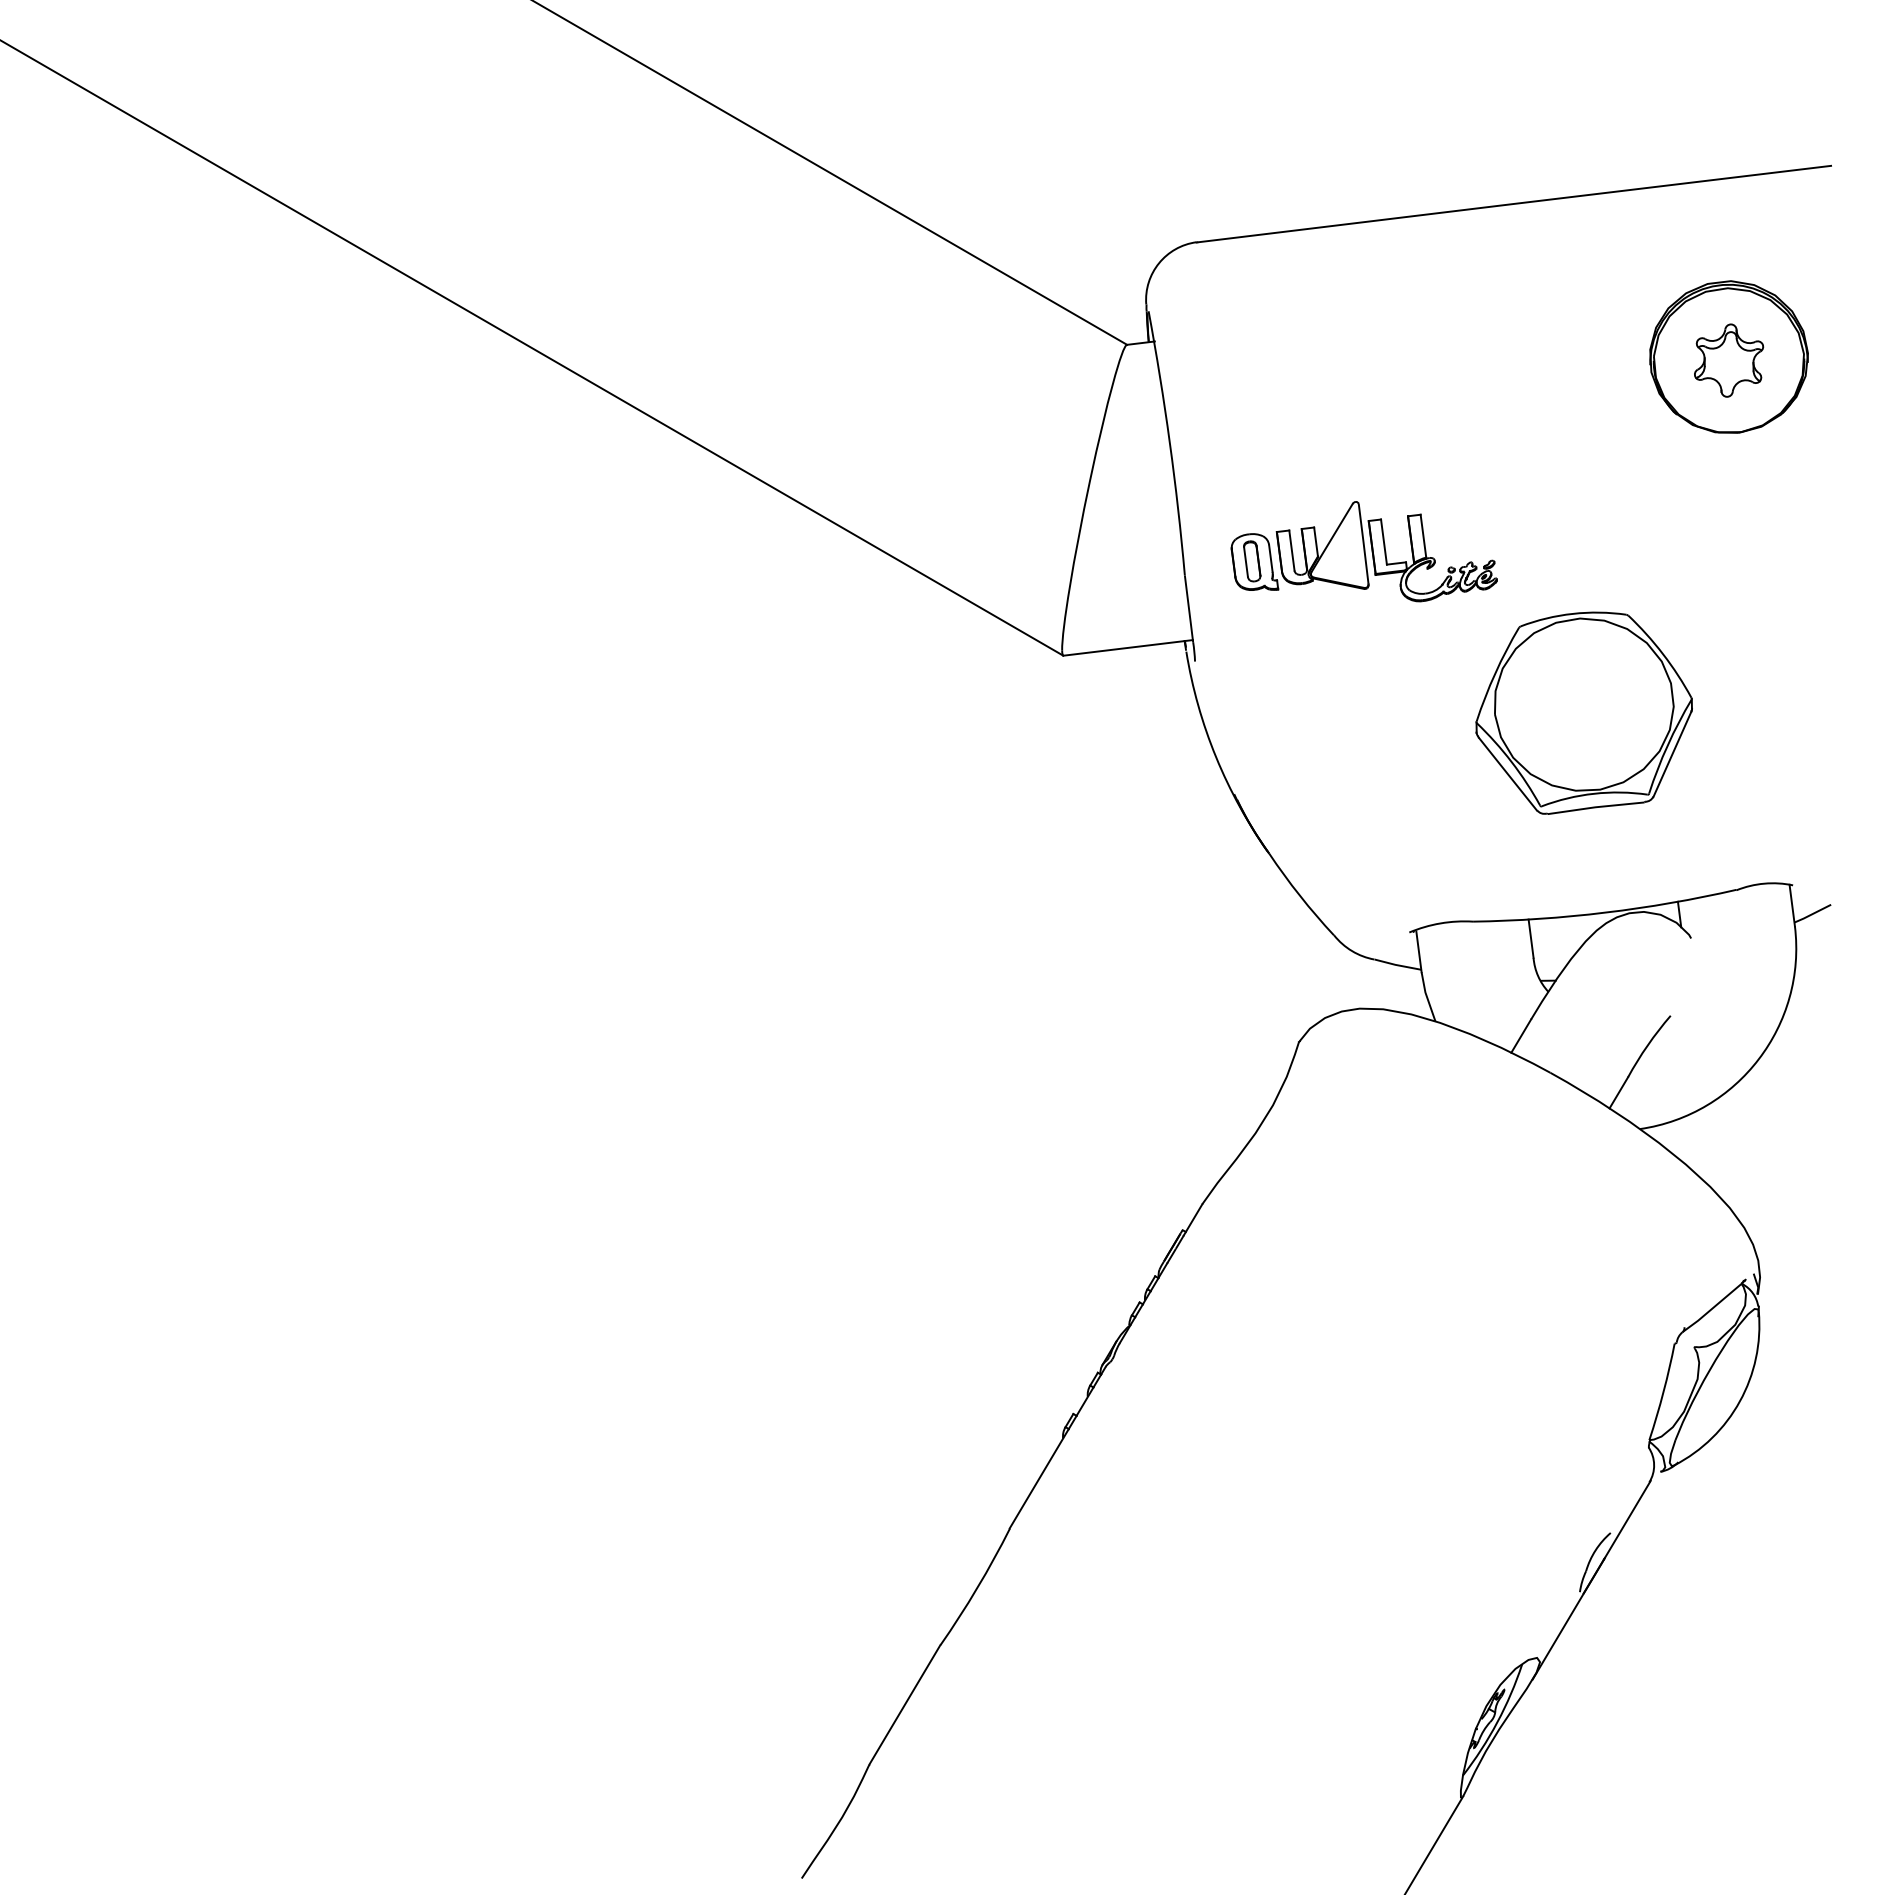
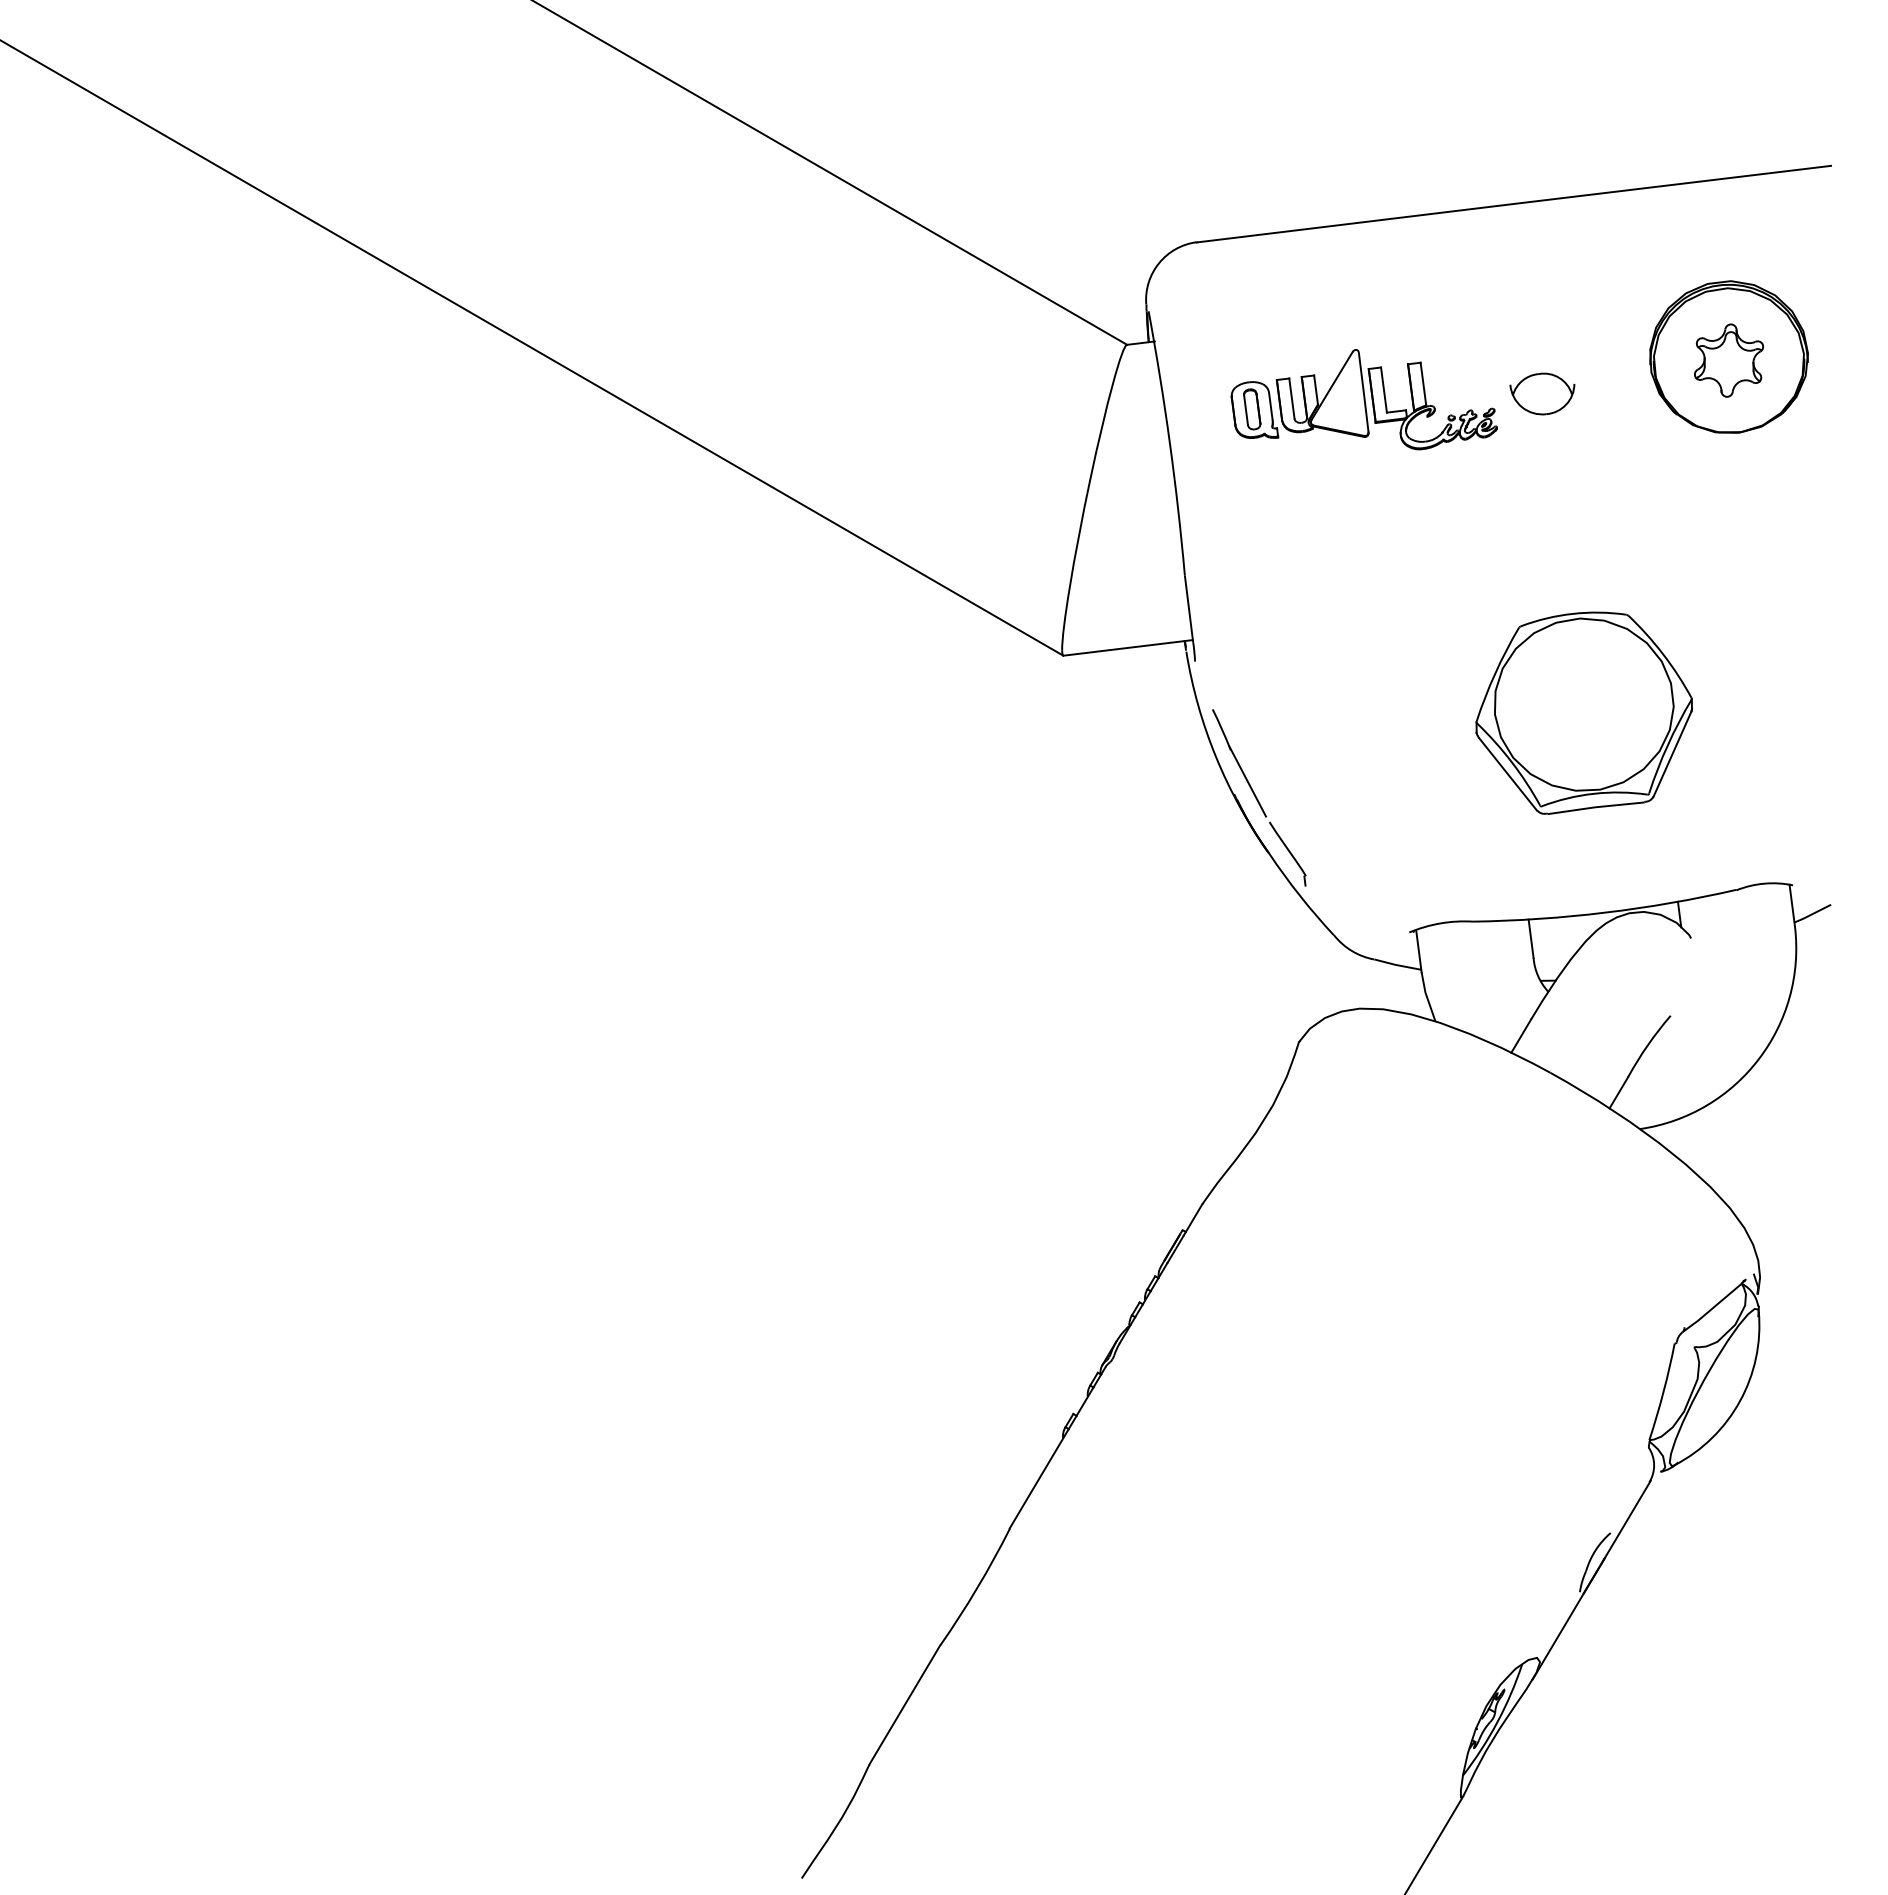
part: none -> present (1542, 393)
part position: (1363, 551) -> (1363, 399) (1363, 399)
part: none -> present (1259, 797)
